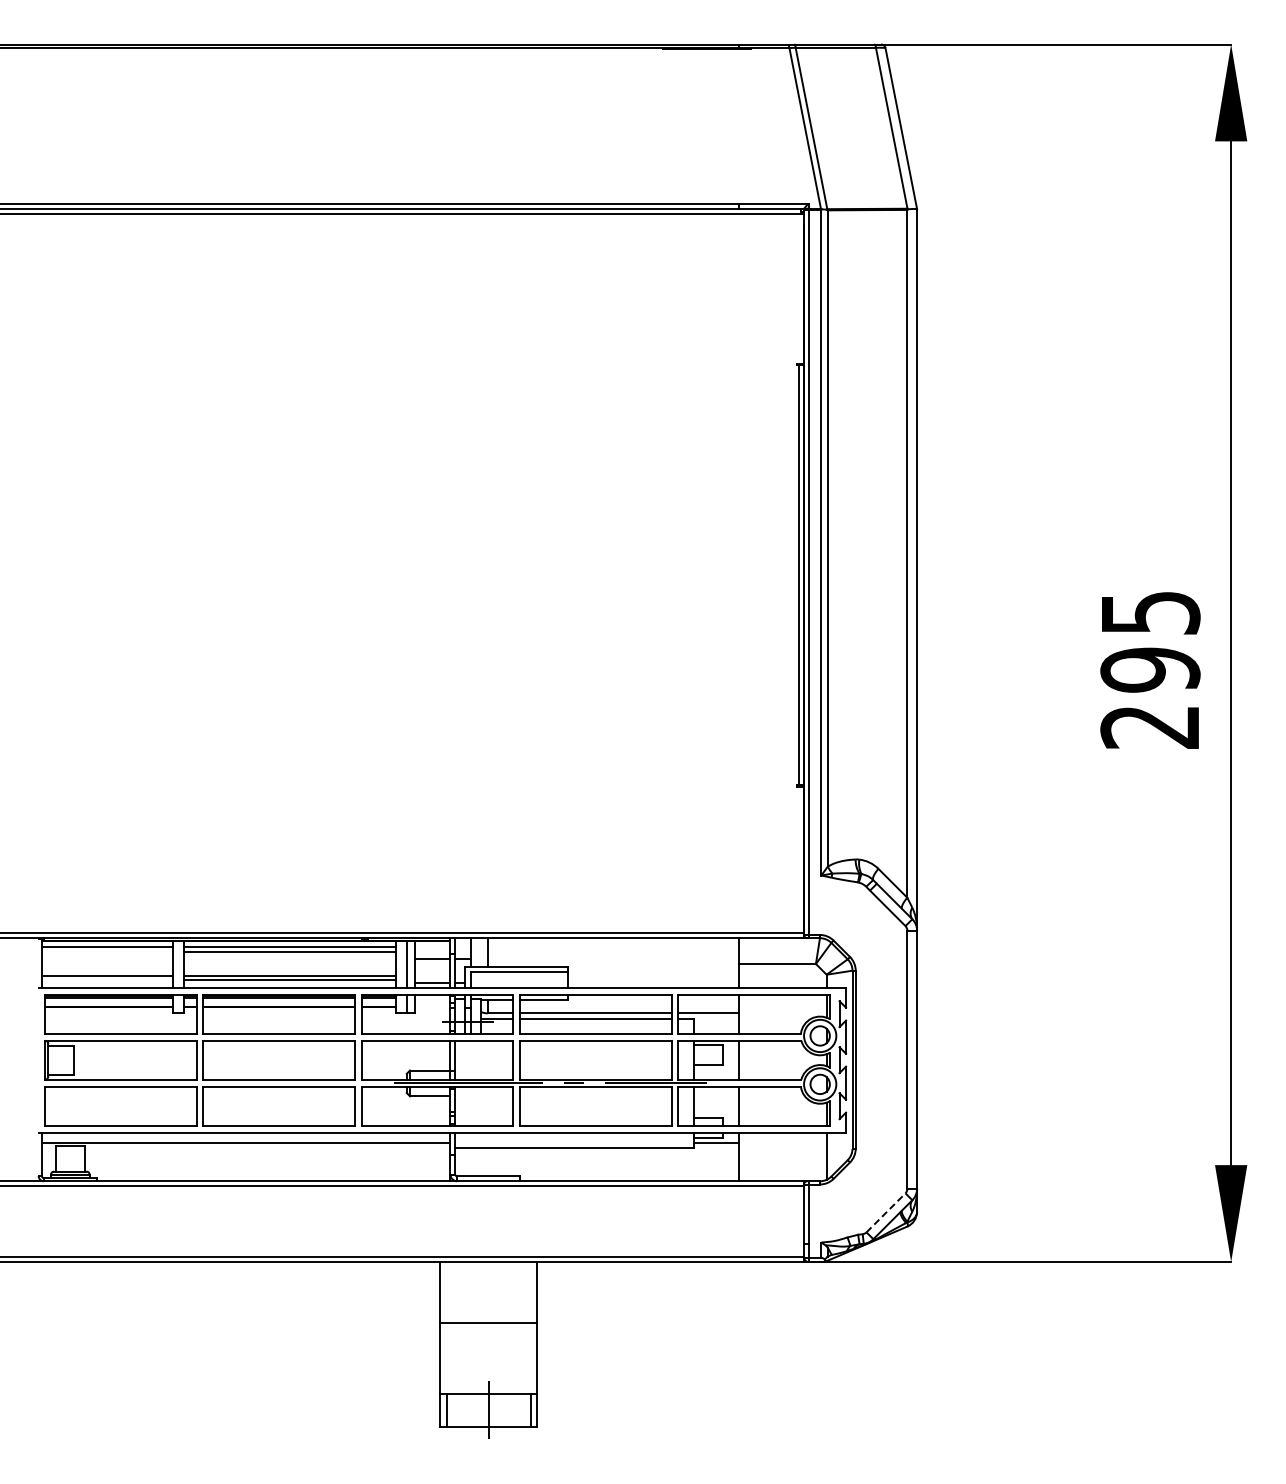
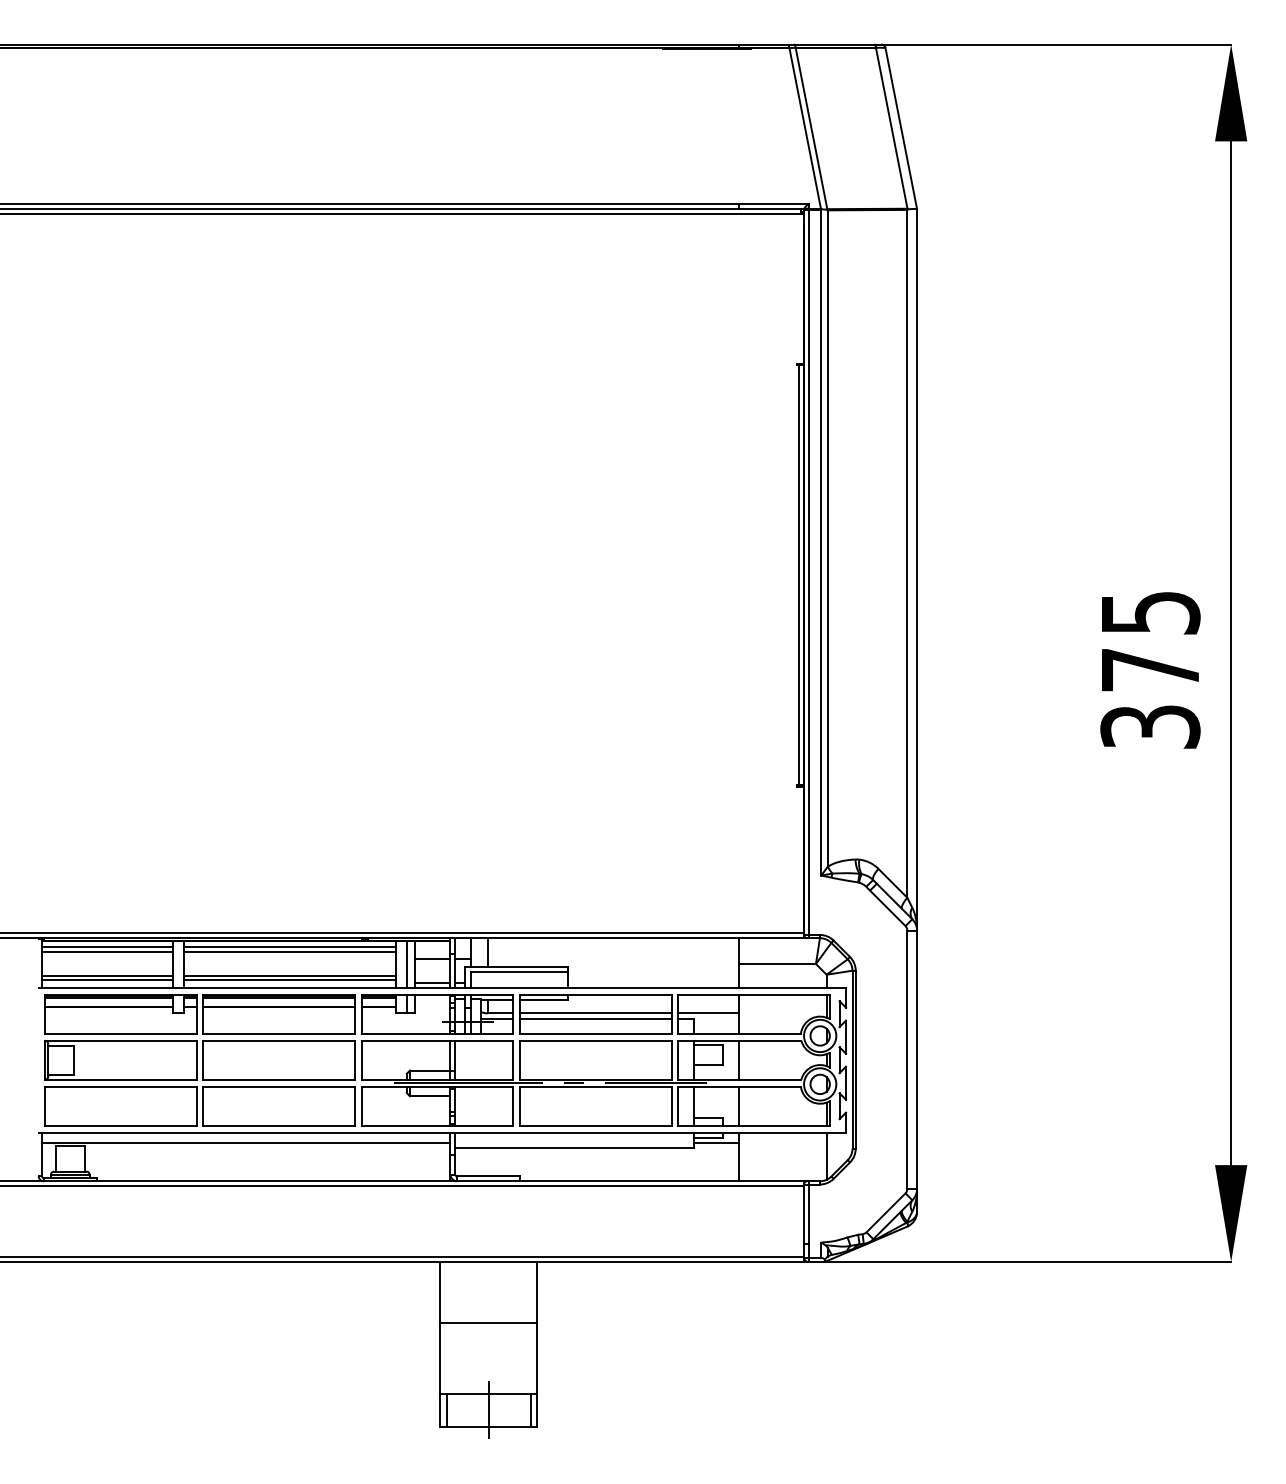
text: 295 -> 375 (1150, 697)
line: none -> present (106, 951)
line: none -> present (106, 979)
line: dashed -> solid (886, 1212)
